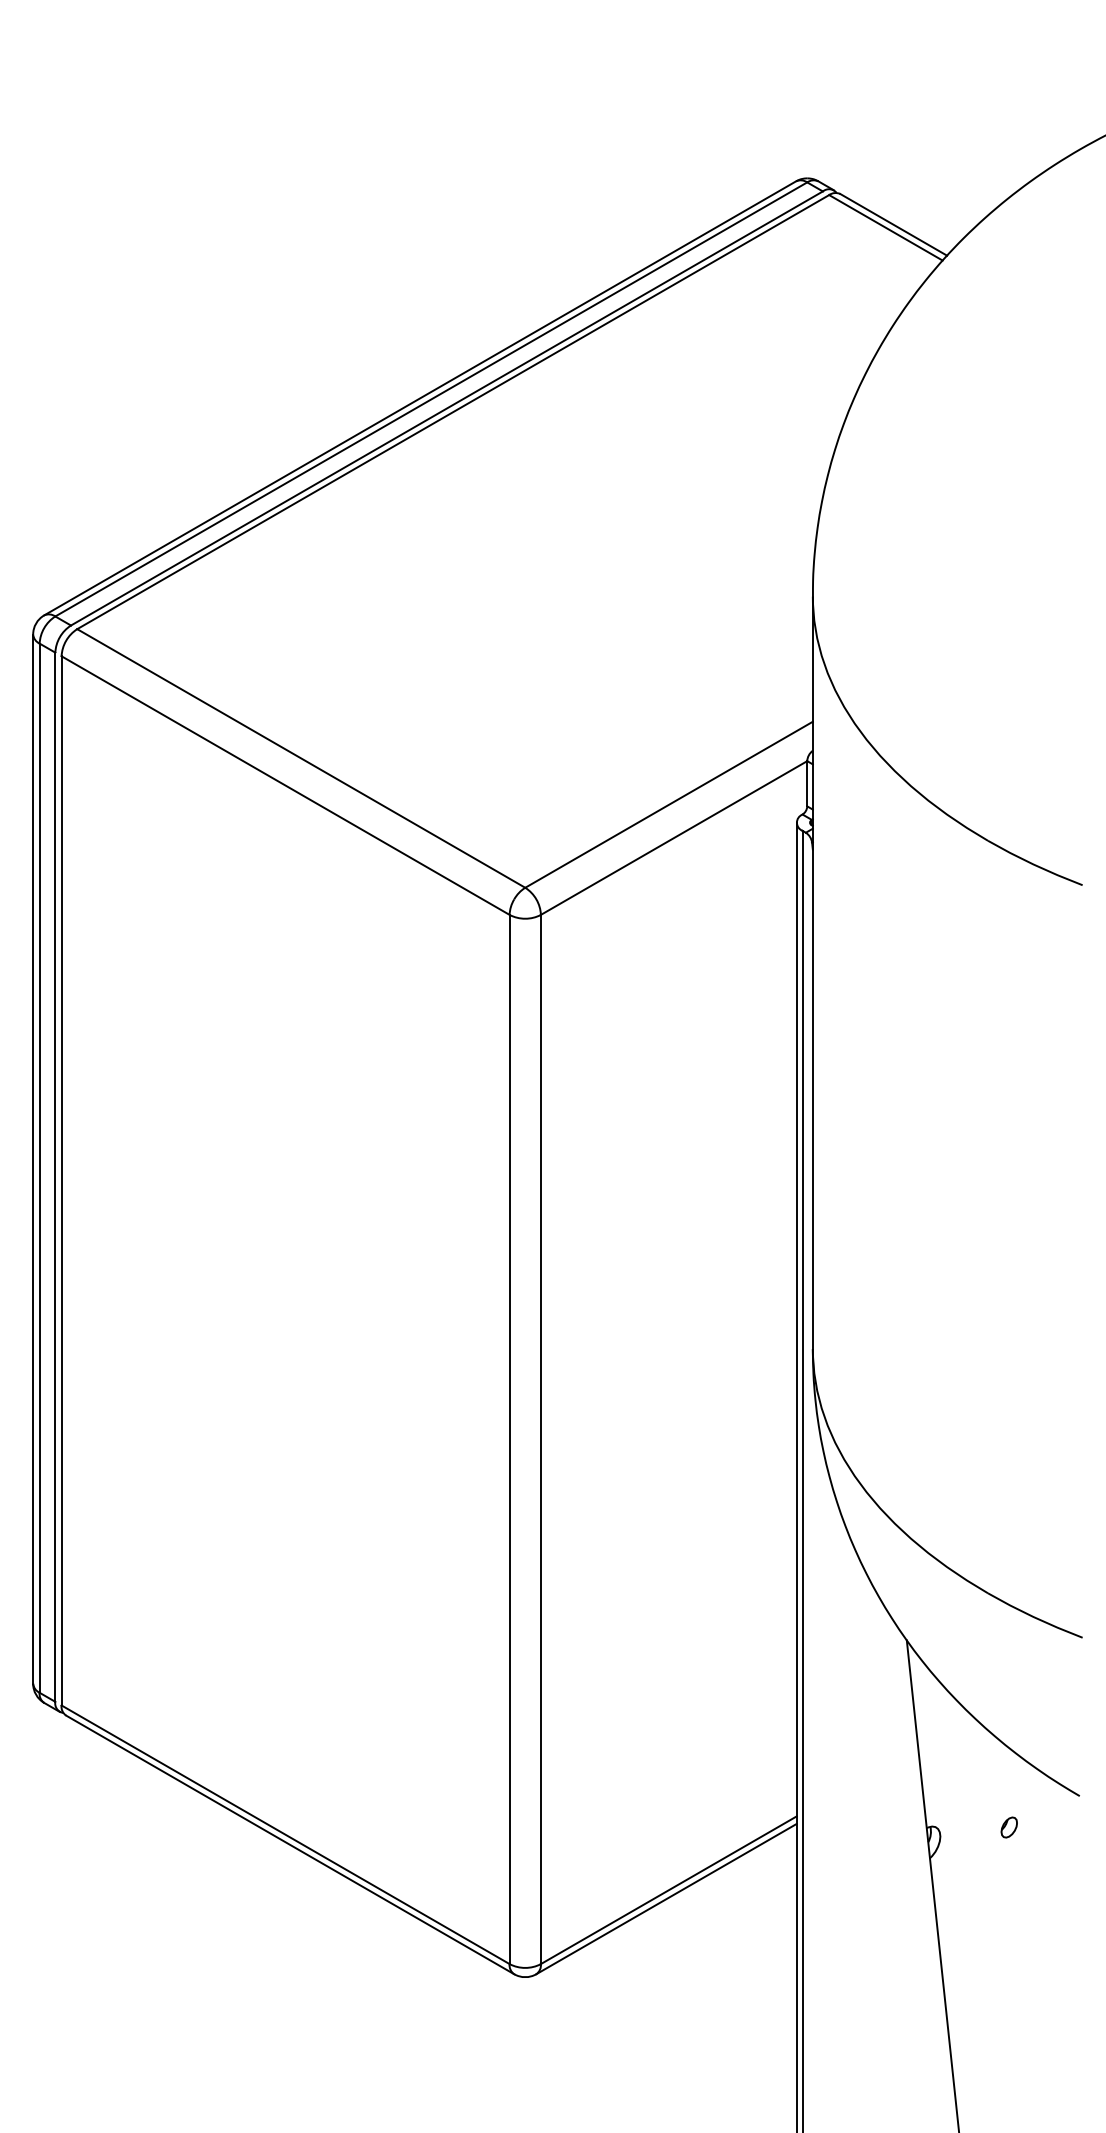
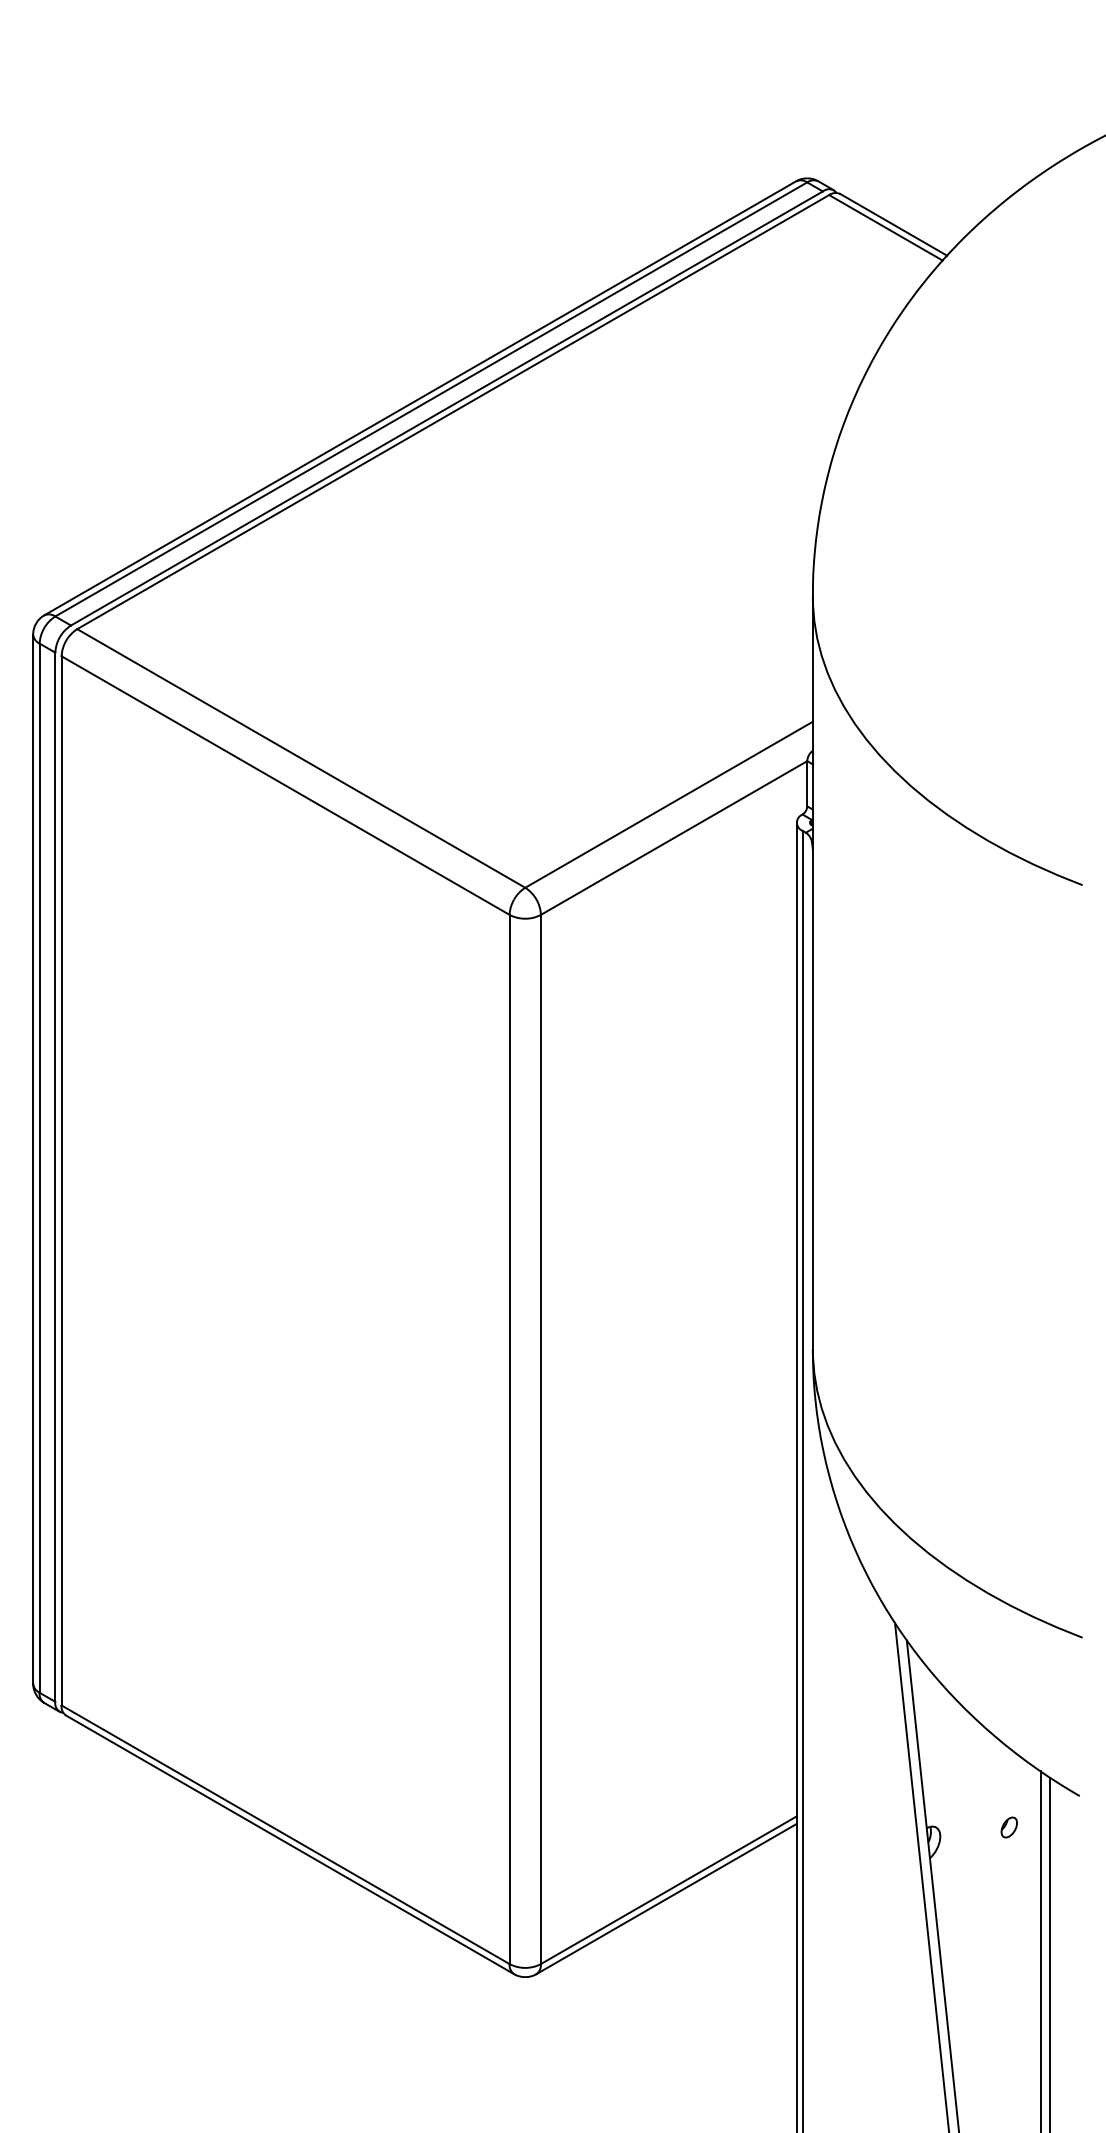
line: none -> present (921, 1875)
line: none -> present (1040, 1950)
line: none -> present (1050, 1953)
